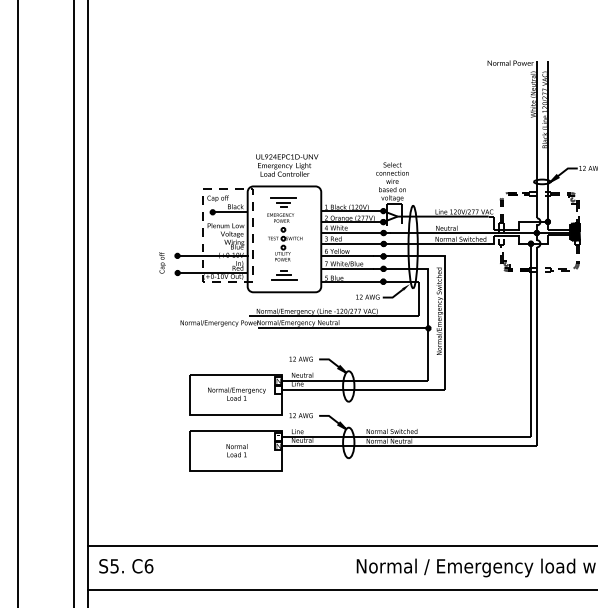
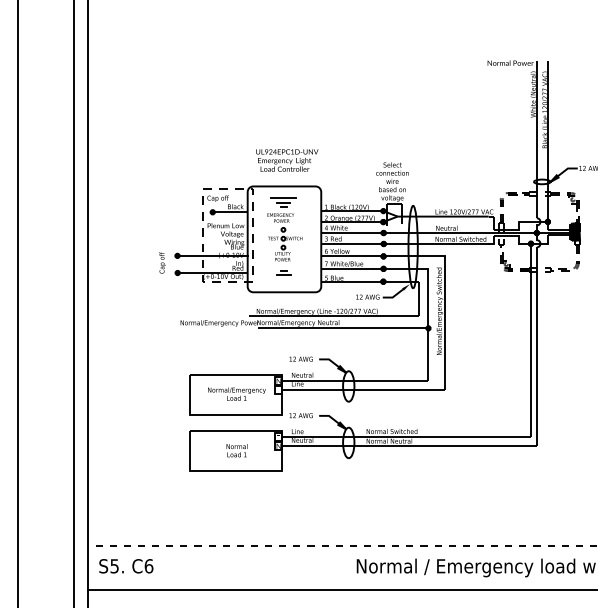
text position: (287, 165) -> (287, 160) (287, 160)
line: present -> none (283, 280)
line: solid -> dashed (342, 545)
